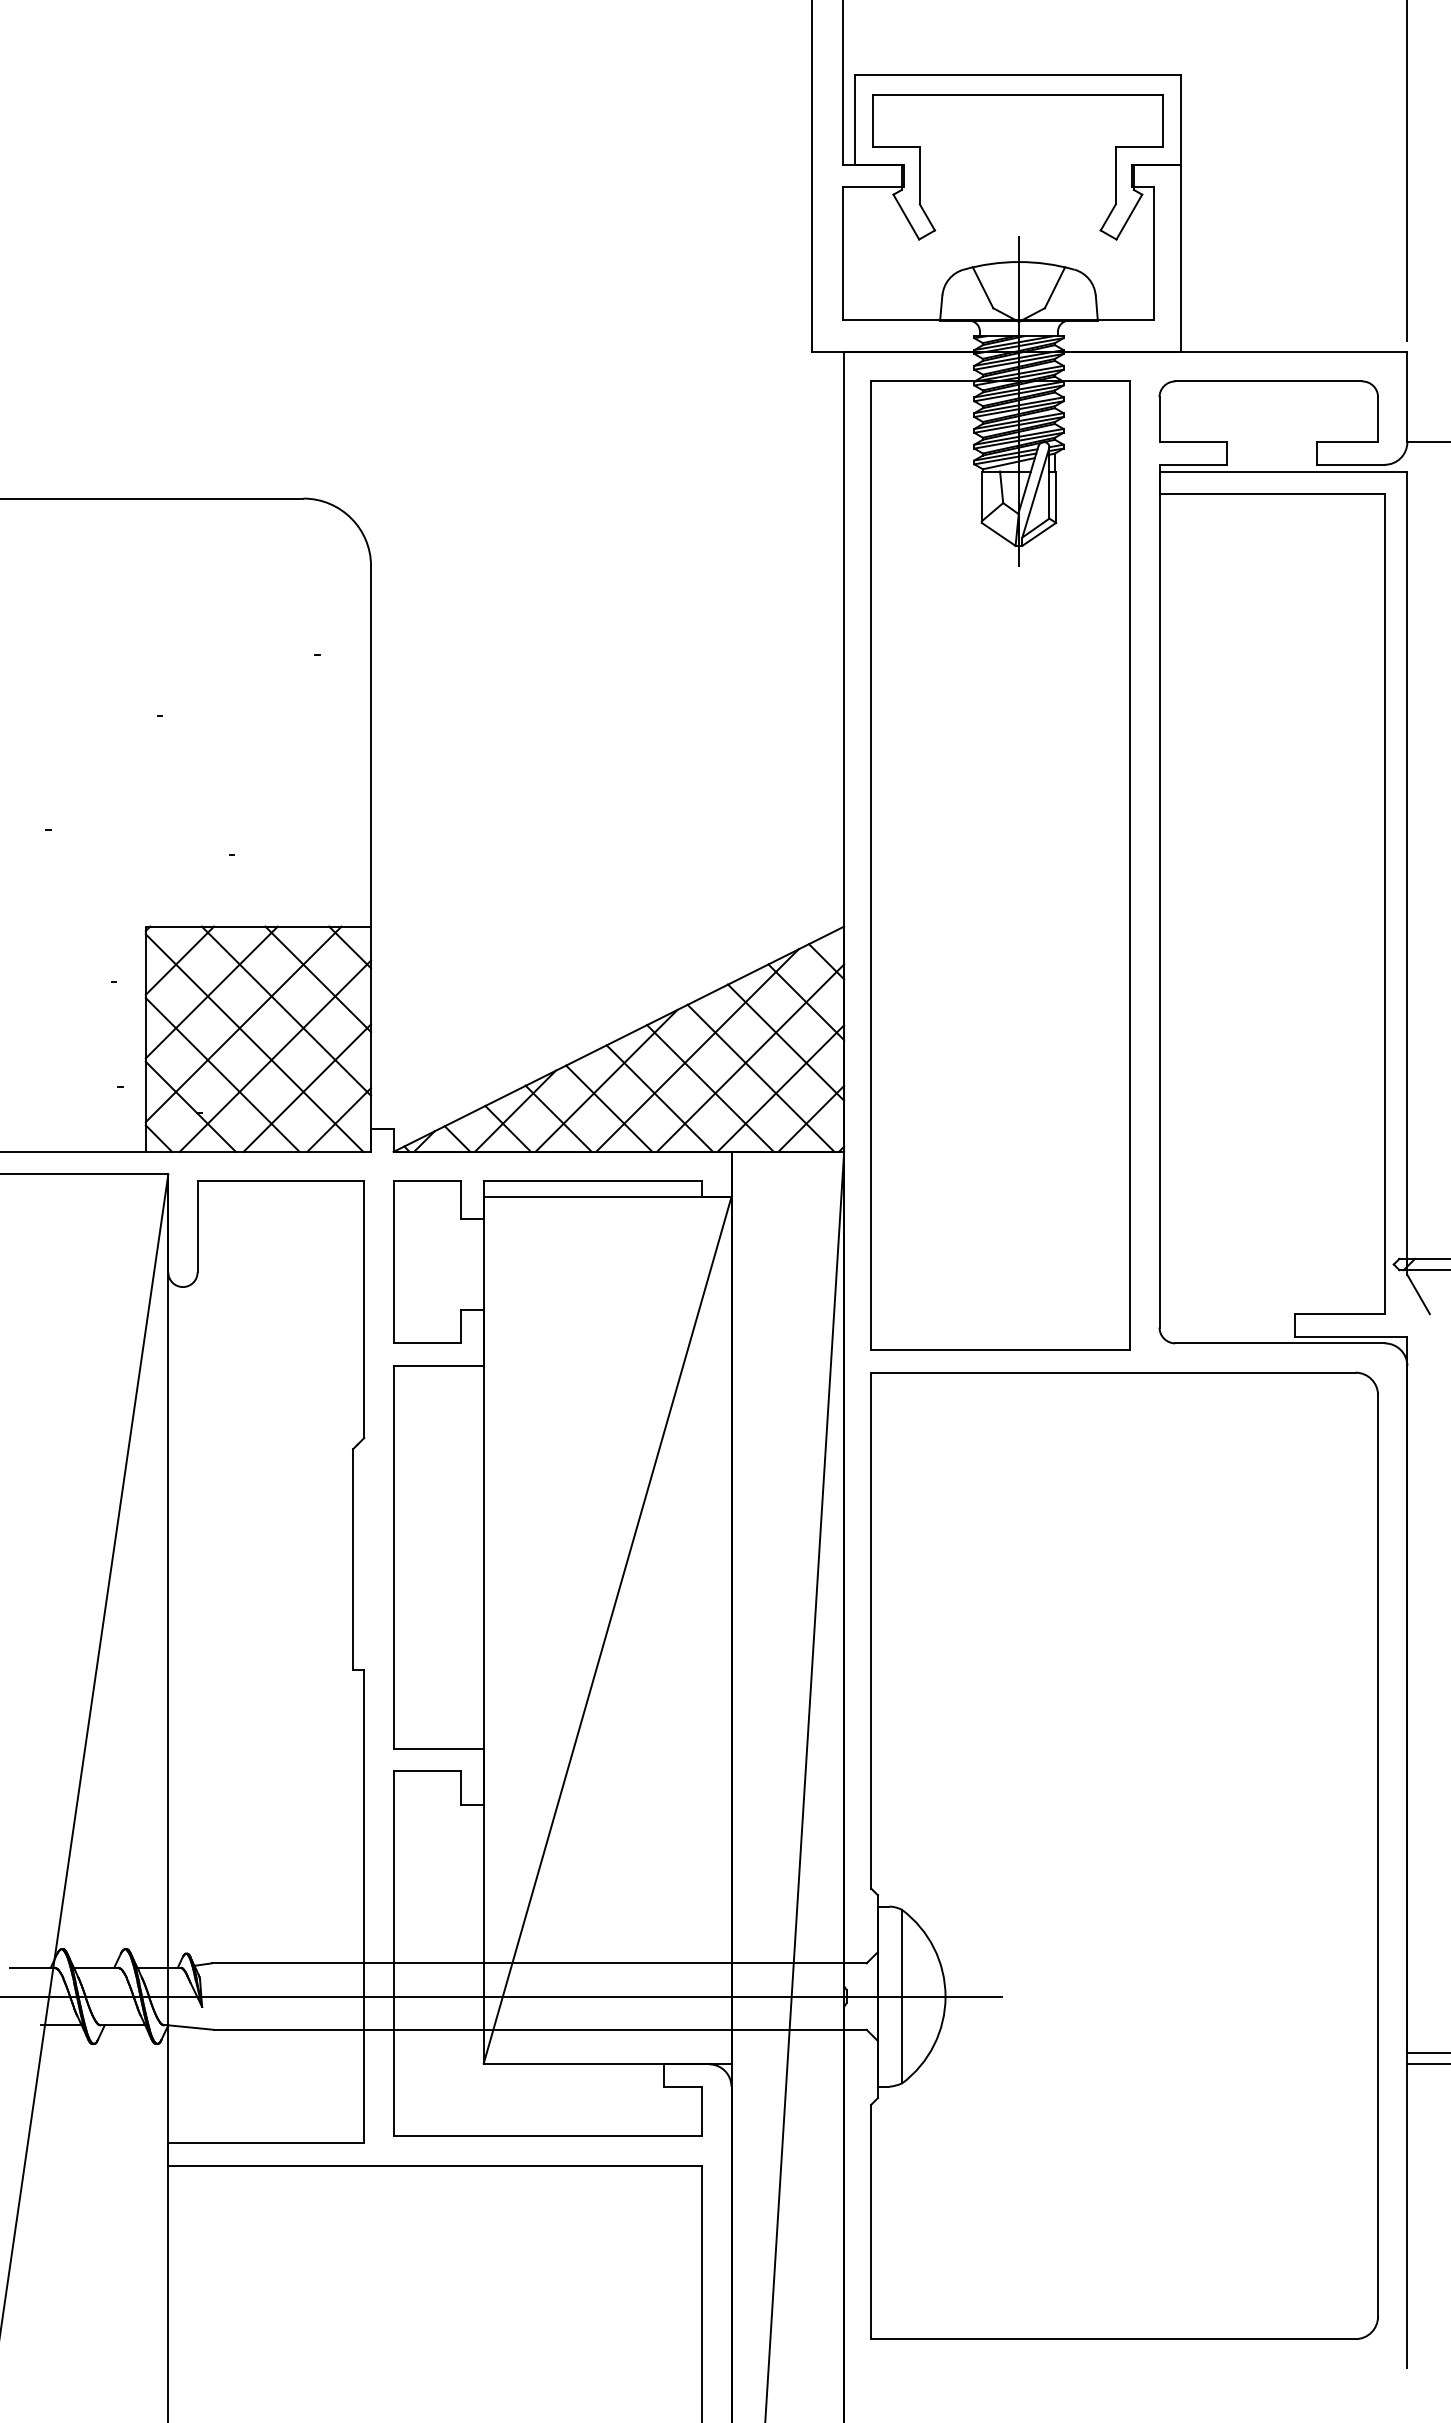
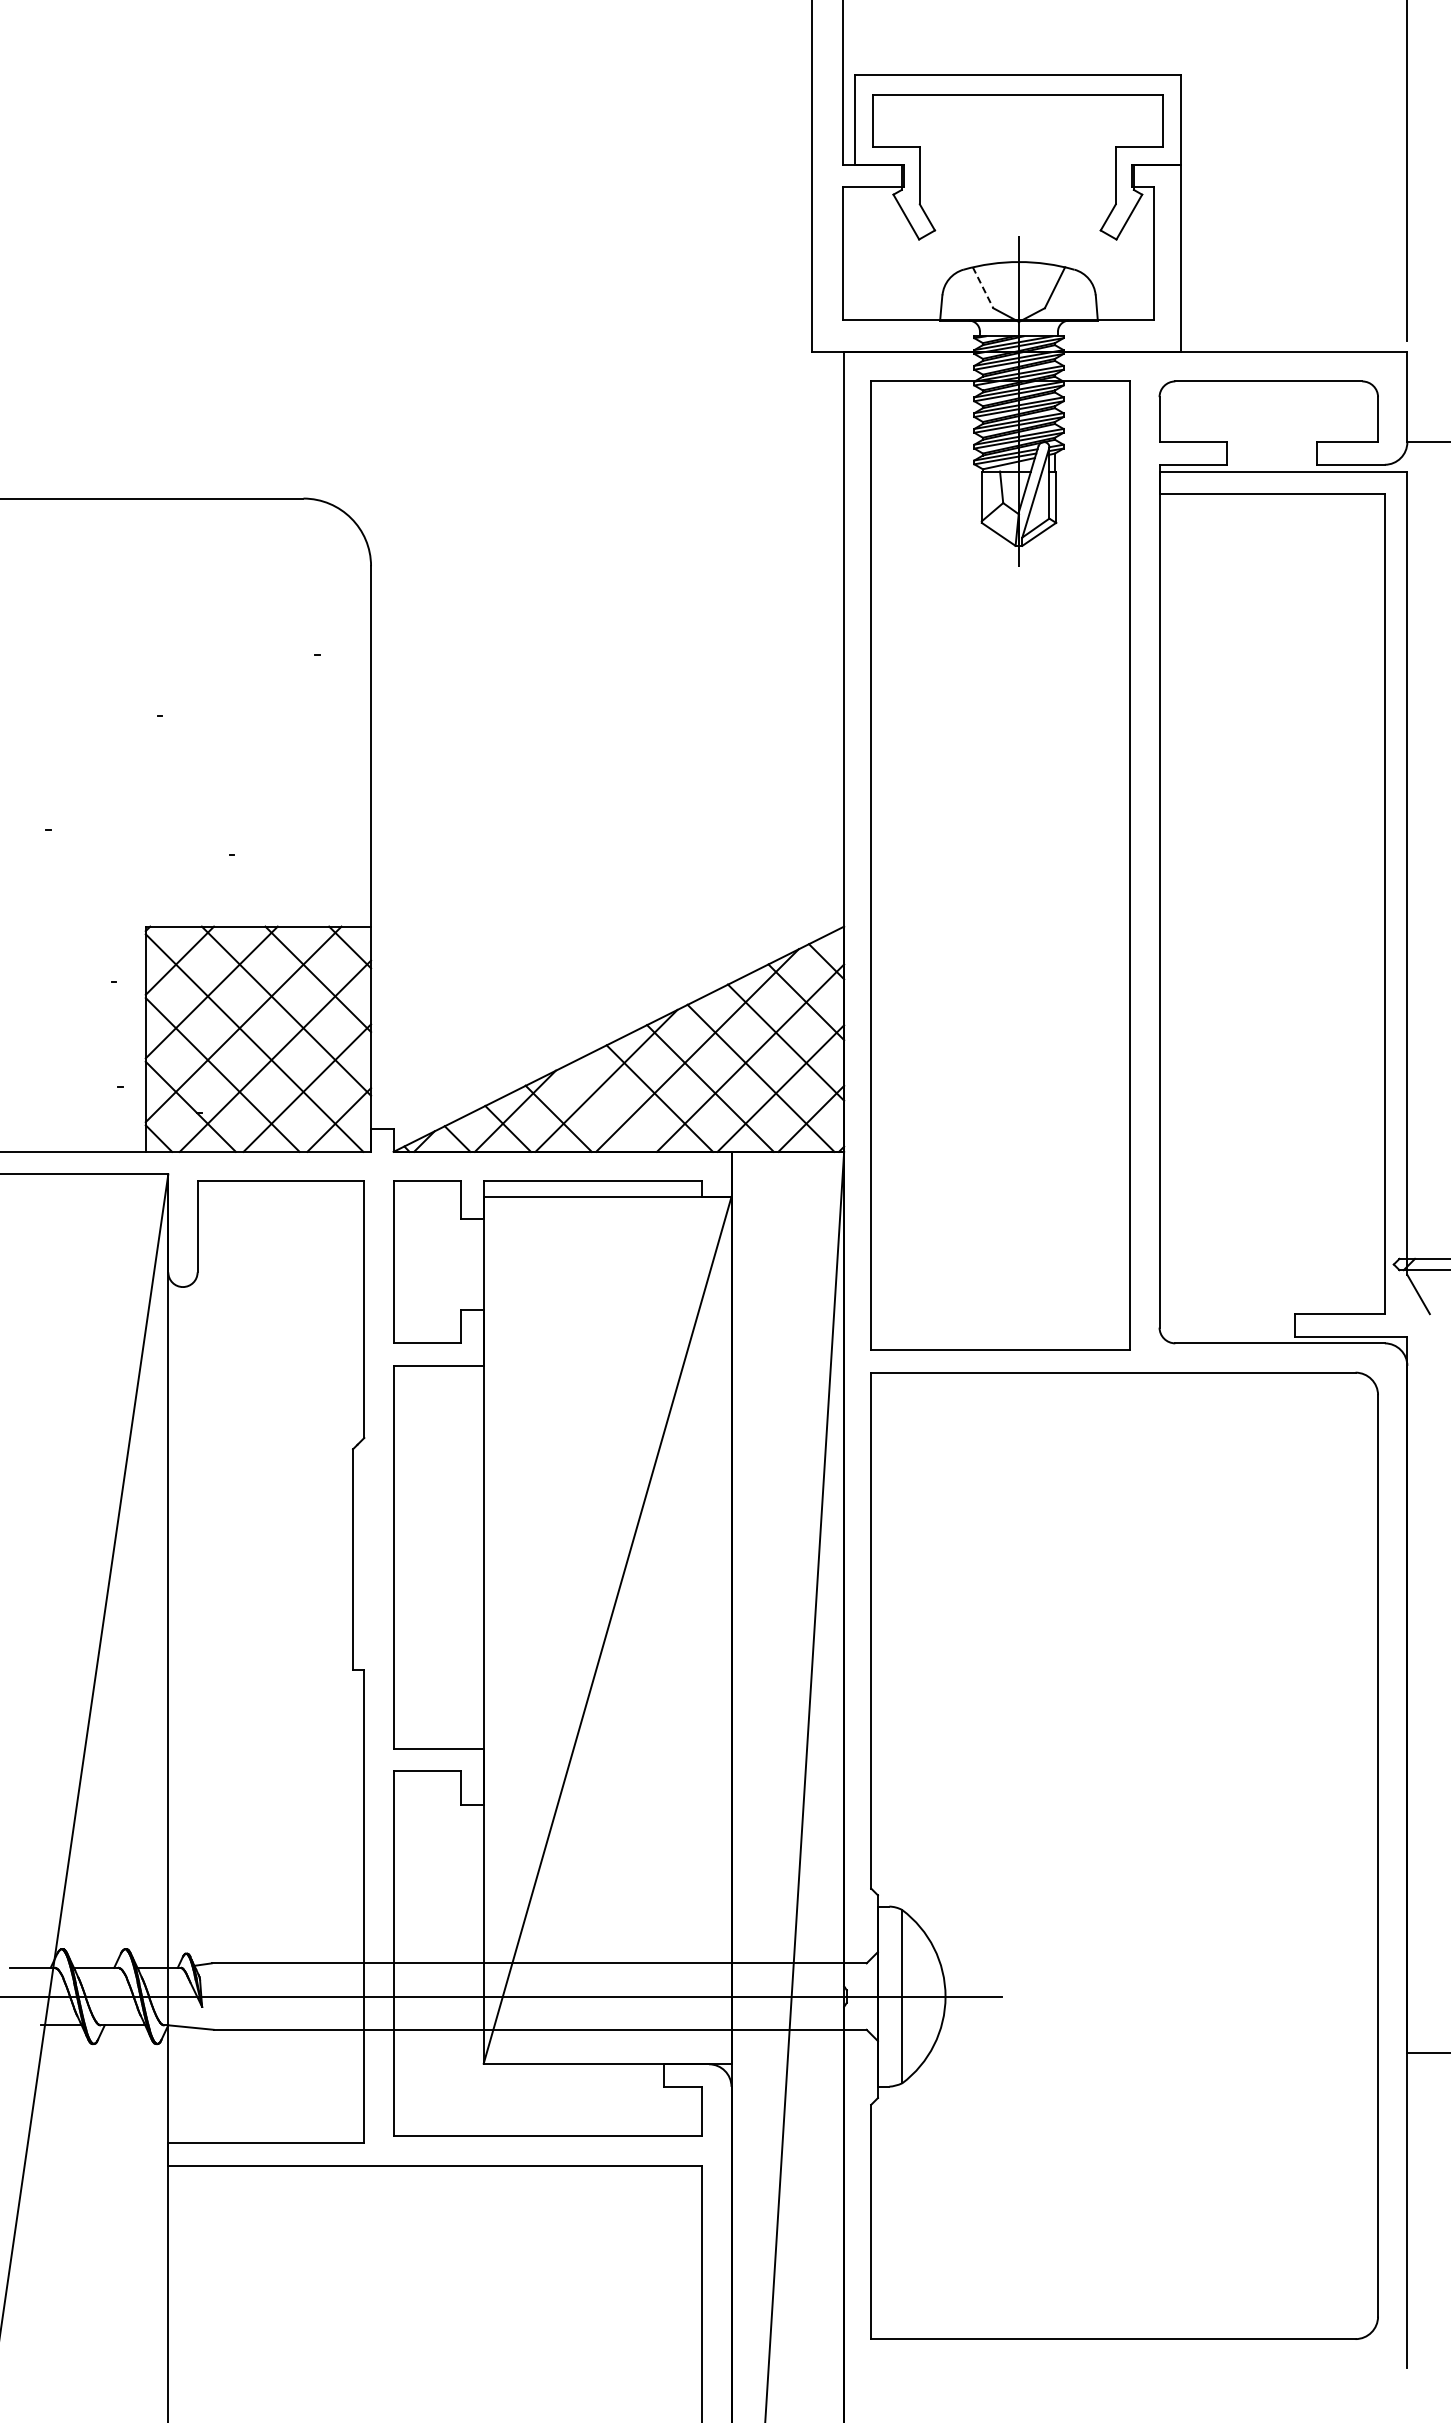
line: solid -> dashed (983, 287)
line: present -> none (609, 1108)
line: present -> none (1427, 2064)
